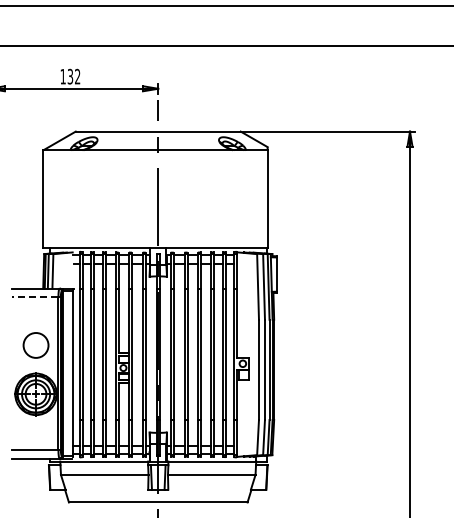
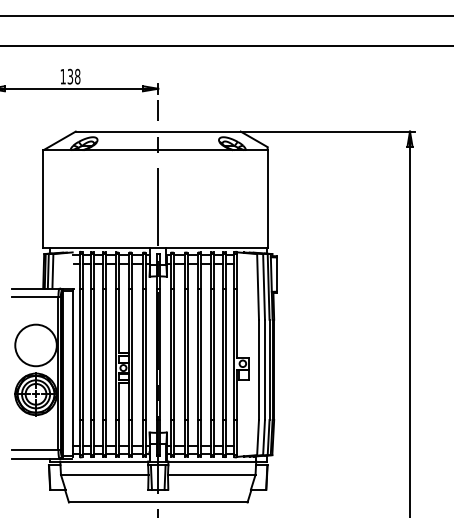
line position: (226, 5) -> (226, 15) (226, 15)
text: 132 -> 138 (77, 76)
line: dashed -> solid (34, 297)
circle diameter: 25 px -> 42 px (35, 345)
